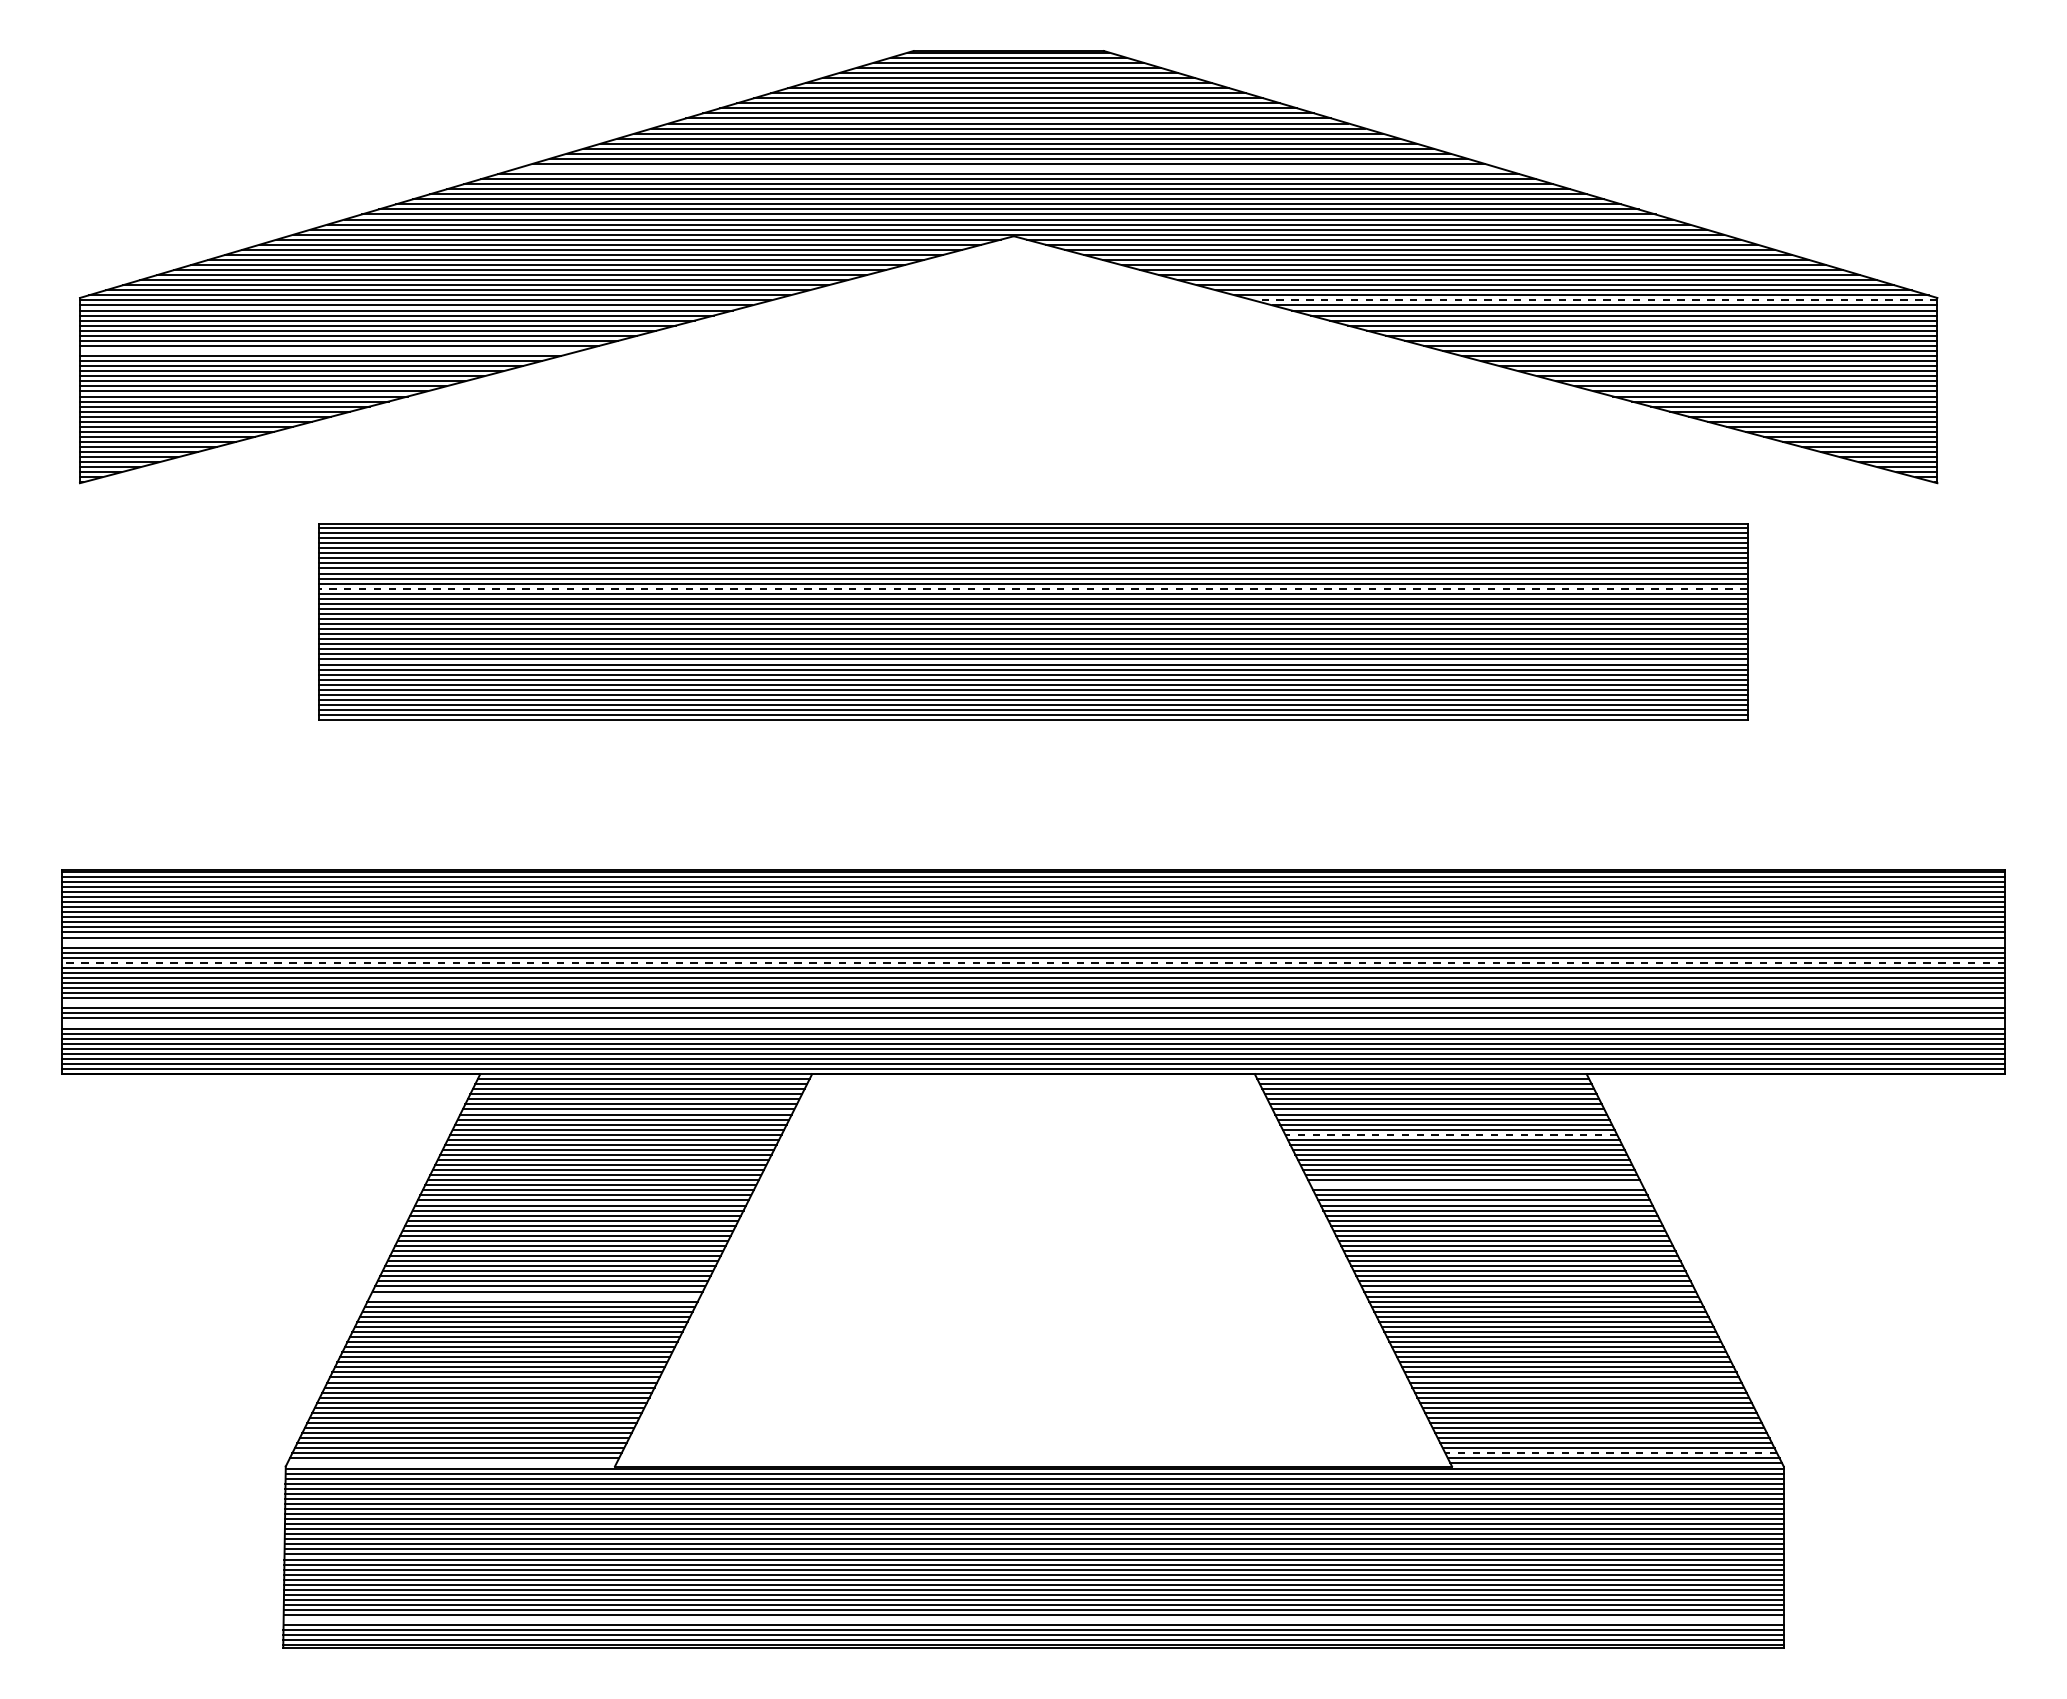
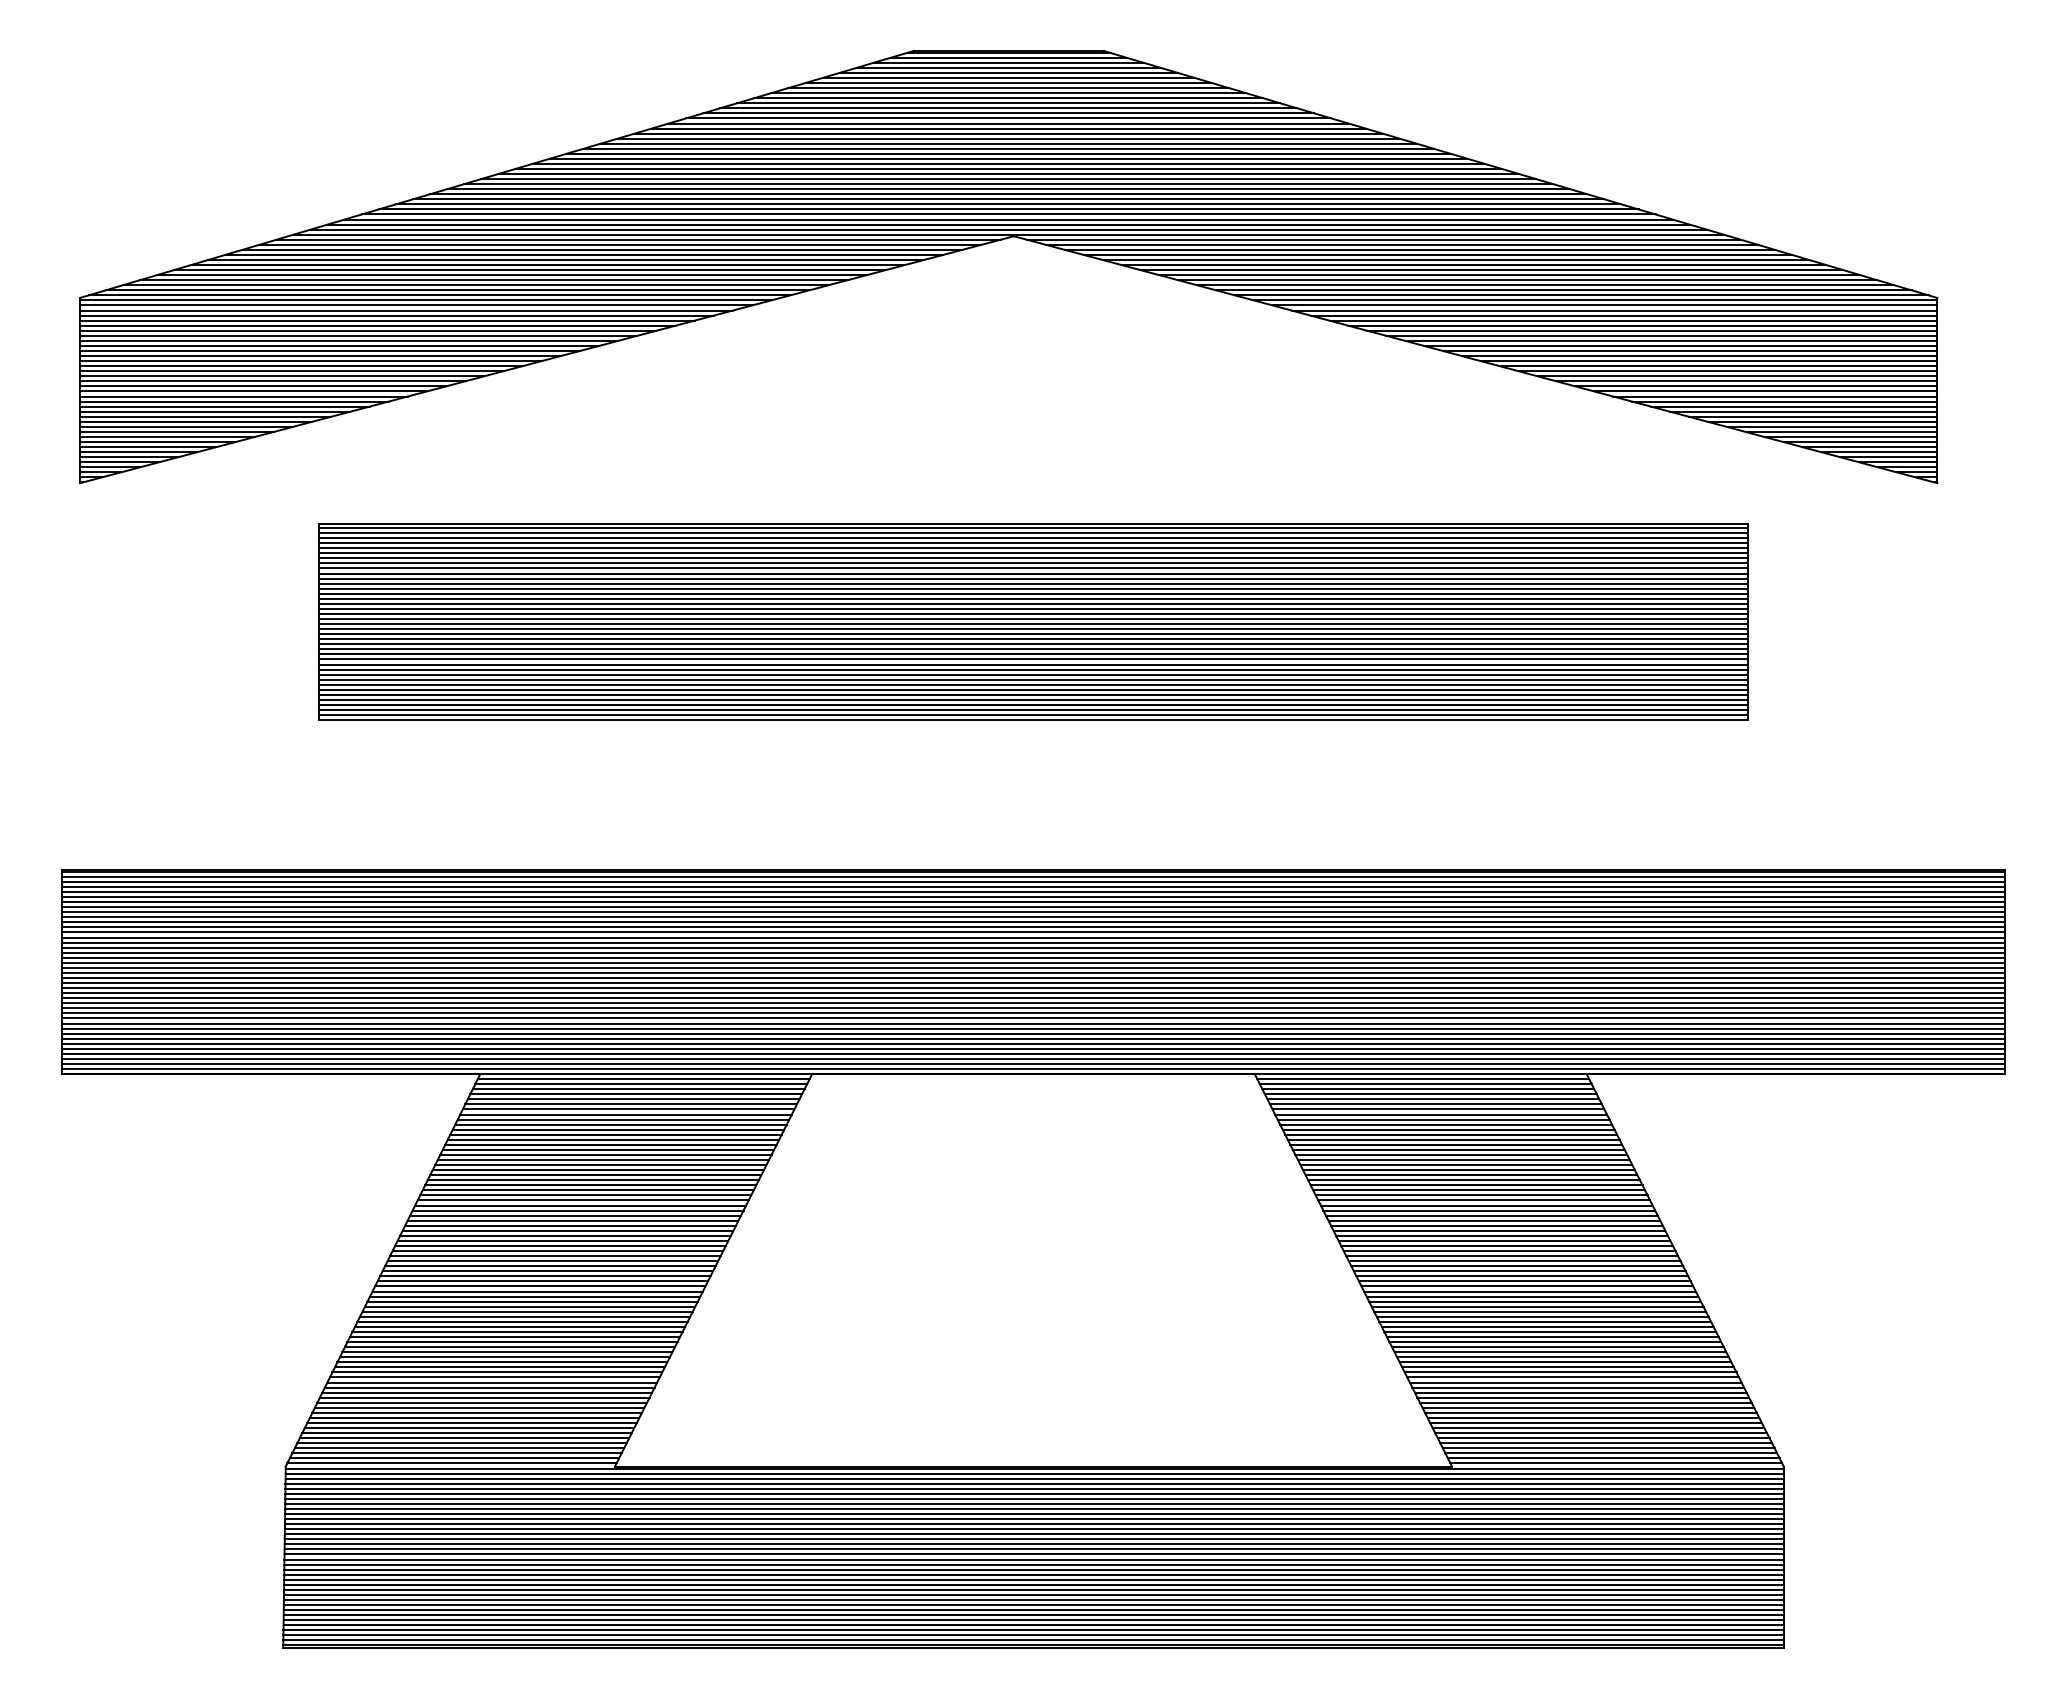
line: none -> present (1008, 168)
line: dashed -> solid (1595, 300)
line: none -> present (329, 351)
line: dashed -> solid (1032, 588)
line: none -> present (1033, 942)
line: dashed -> solid (1032, 962)
line: none -> present (1033, 1003)
line: none -> present (1033, 1023)
line: dashed -> solid (1451, 1134)
line: none -> present (1476, 1185)
line: none -> present (535, 1296)
line: dashed -> solid (1611, 1453)
line: none -> present (451, 1463)
line: none -> present (1033, 1620)
